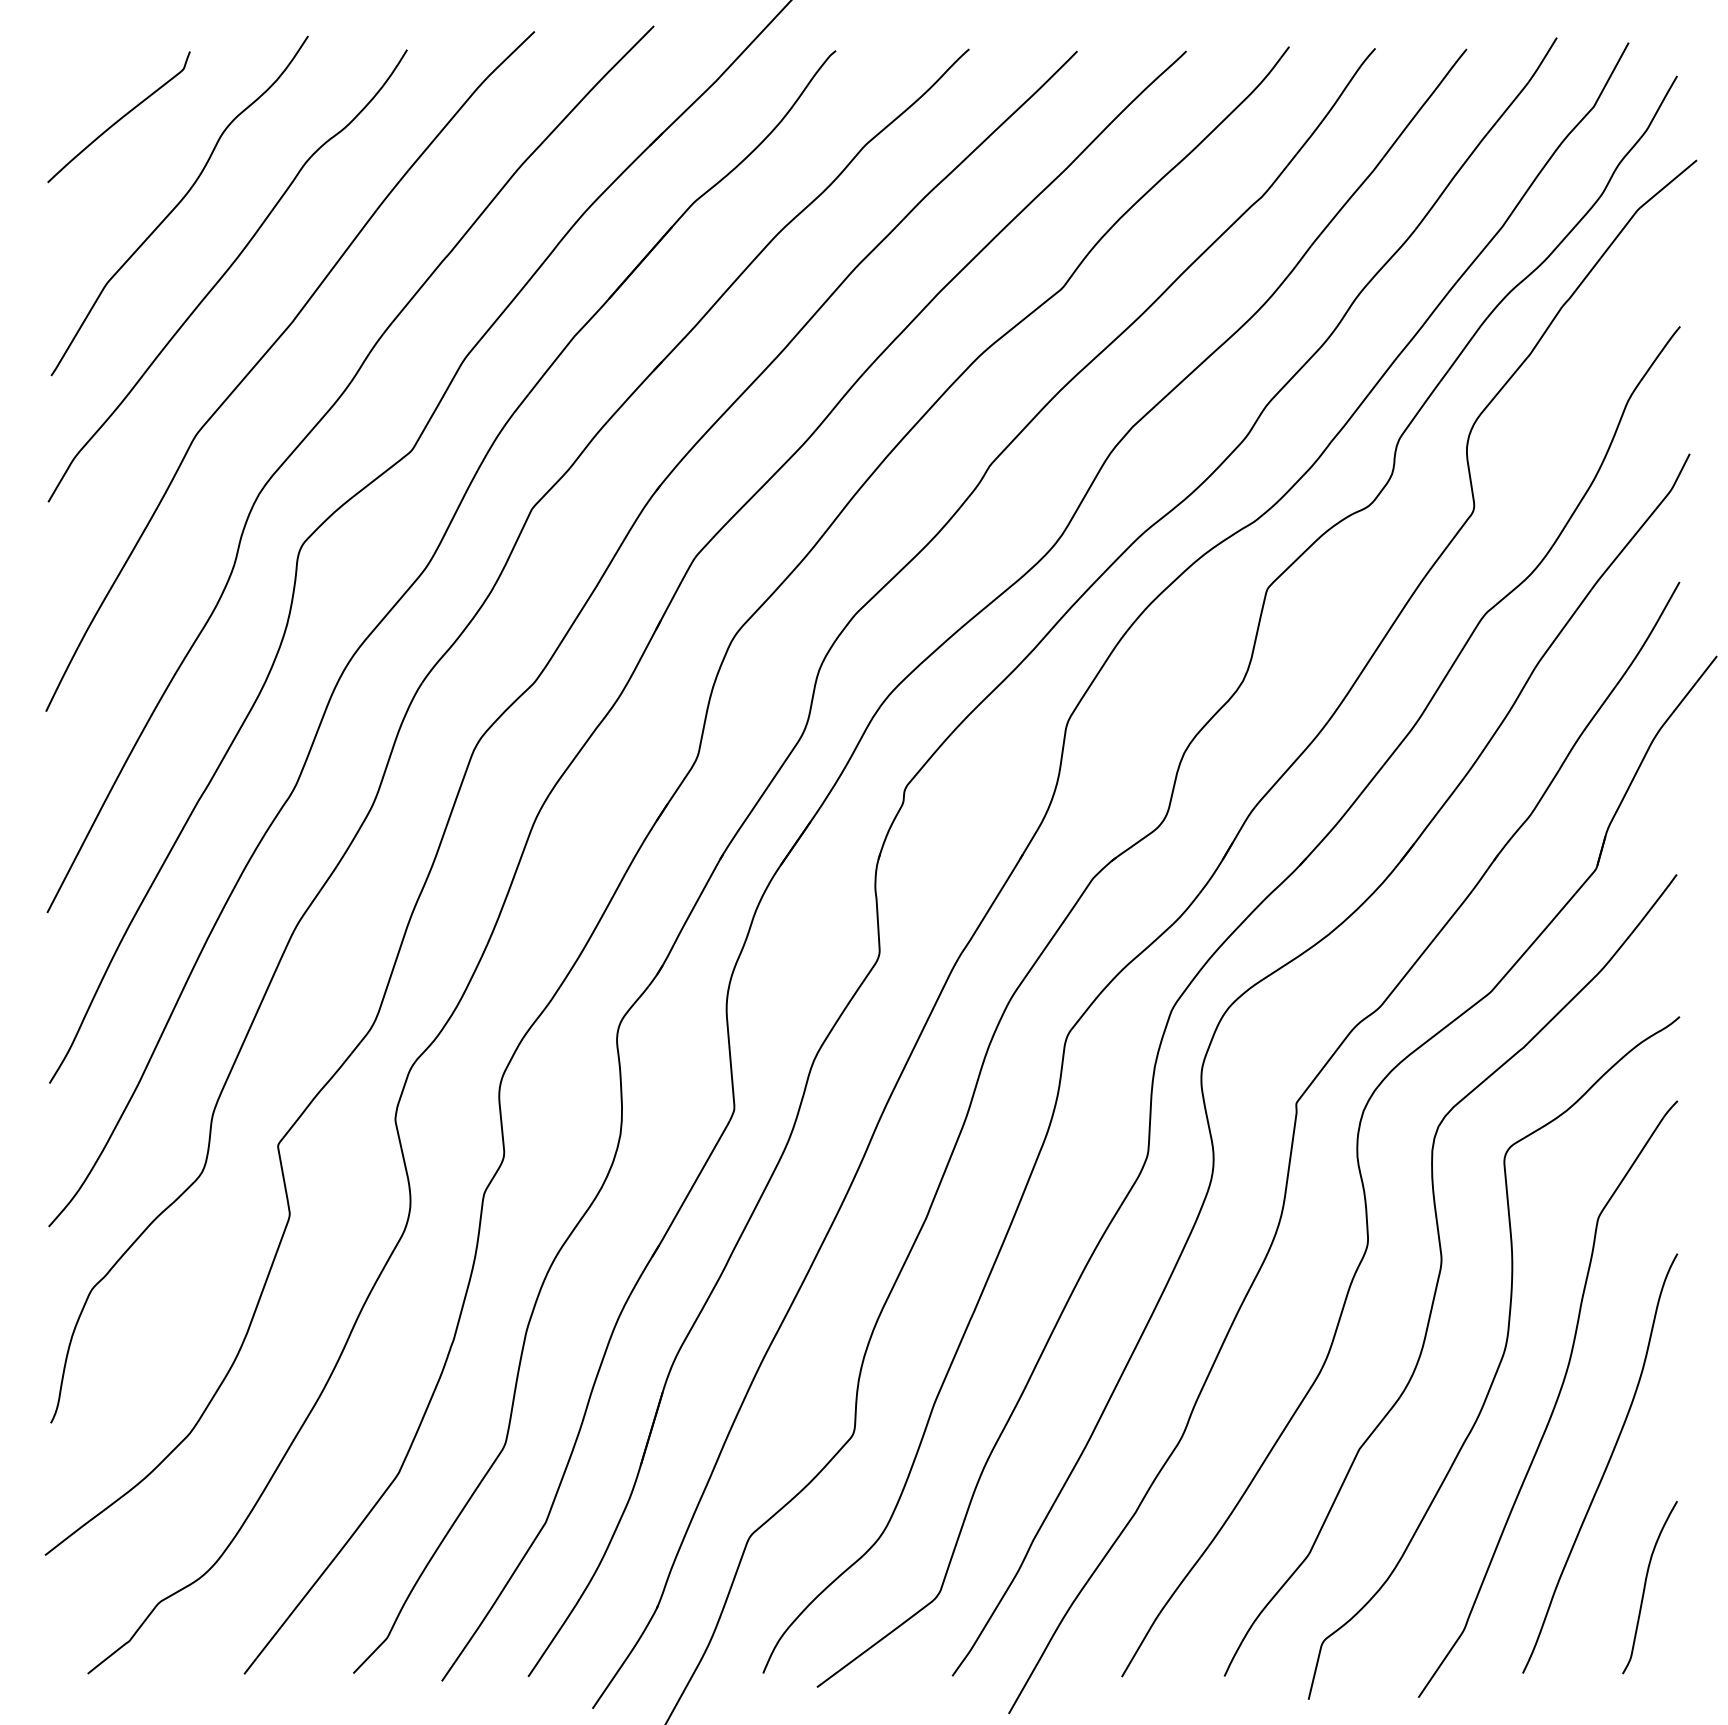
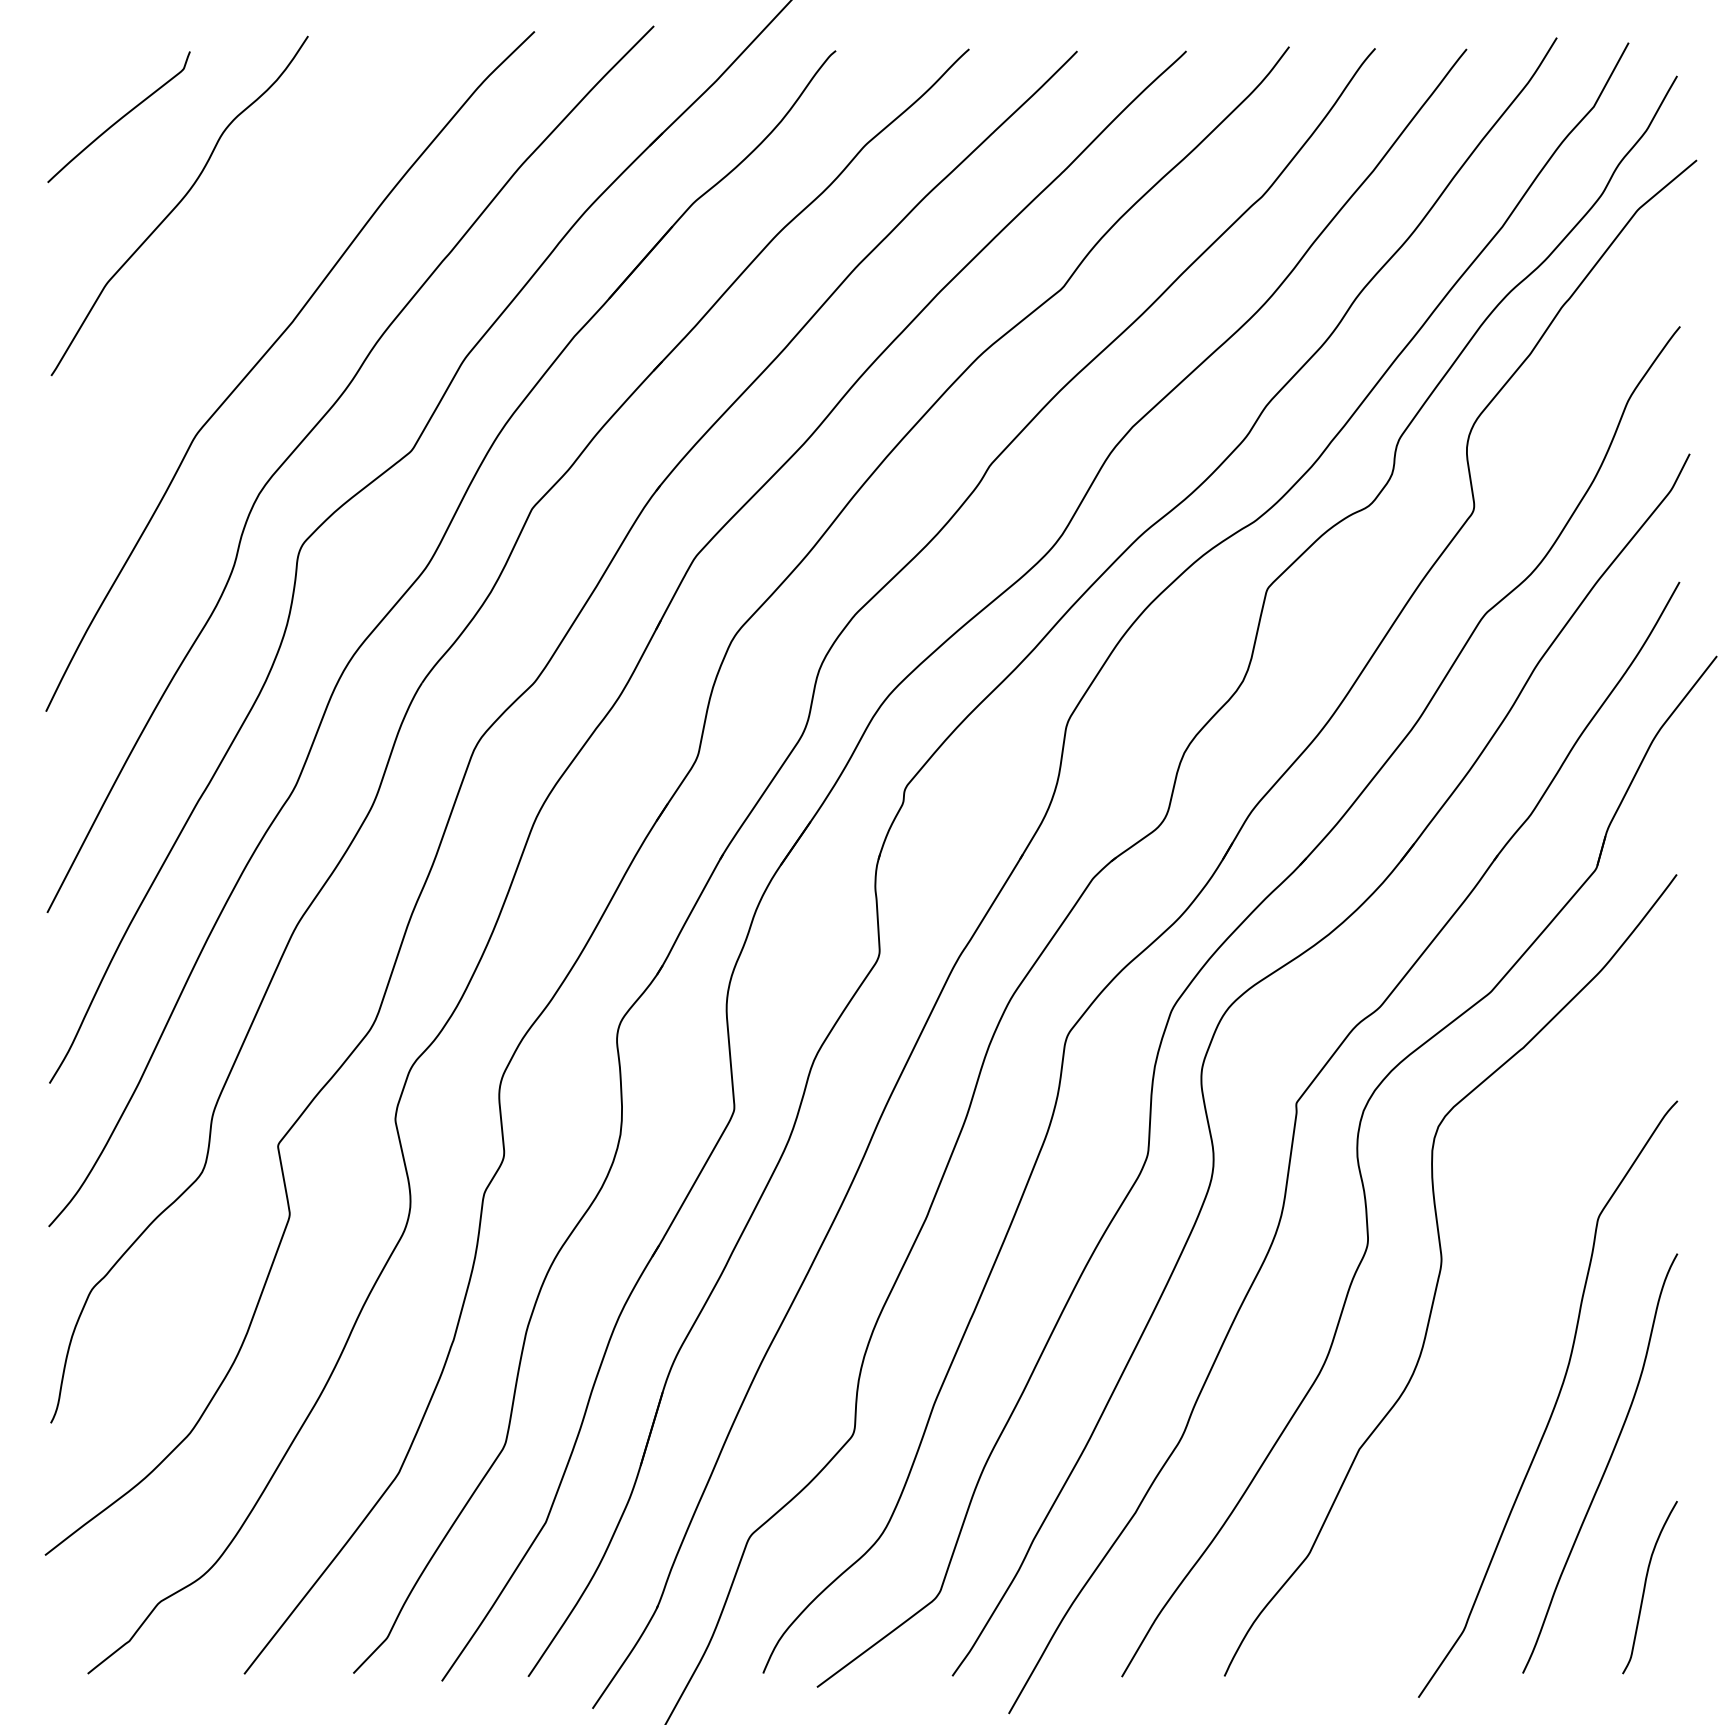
curve: present -> none (226, 273)
curve: present -> none (1499, 1361)
